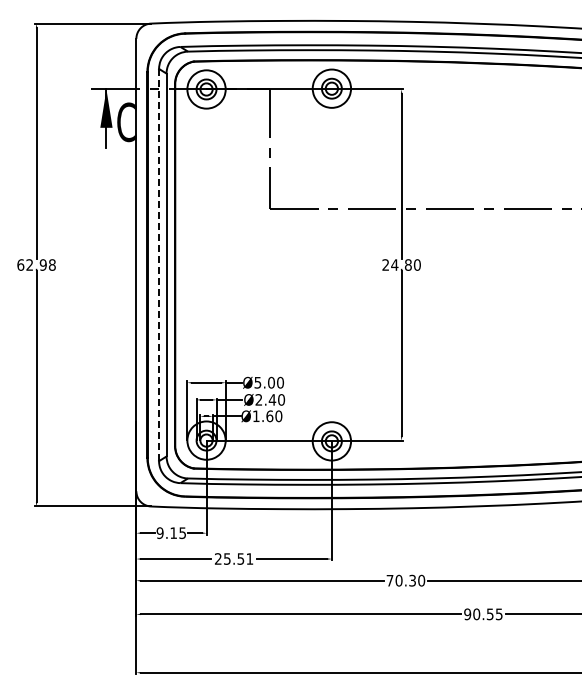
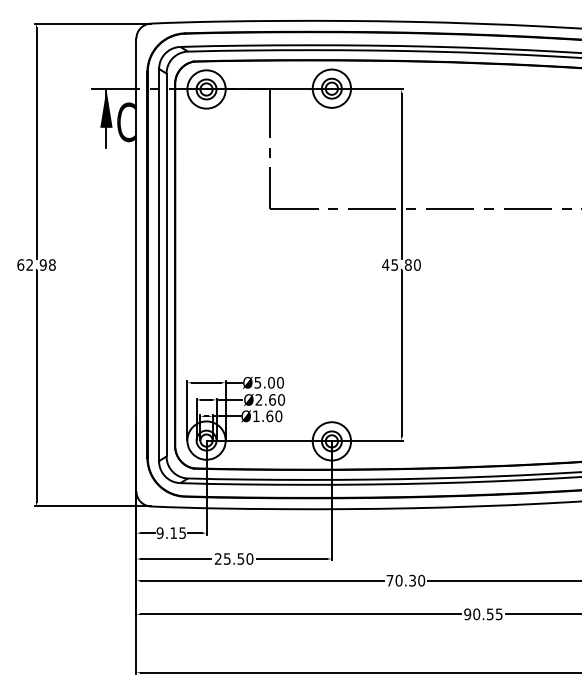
text: 24.80 -> 45.80 (390, 264)
line: dashed -> solid (159, 265)
text: Ø2.40 -> Ø2.60 (272, 399)
text: 25.51 -> 25.50 (249, 558)
